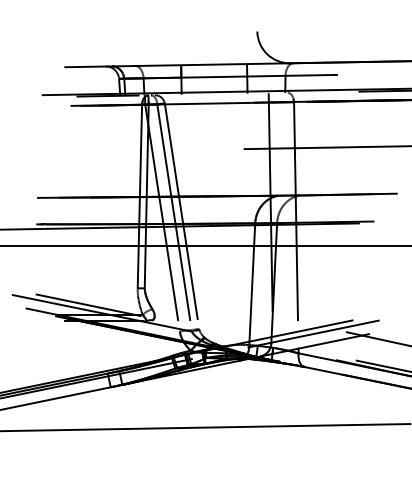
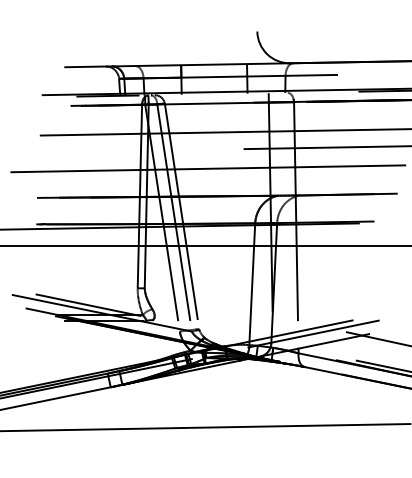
line: none -> present (224, 132)
line: none -> present (208, 168)
